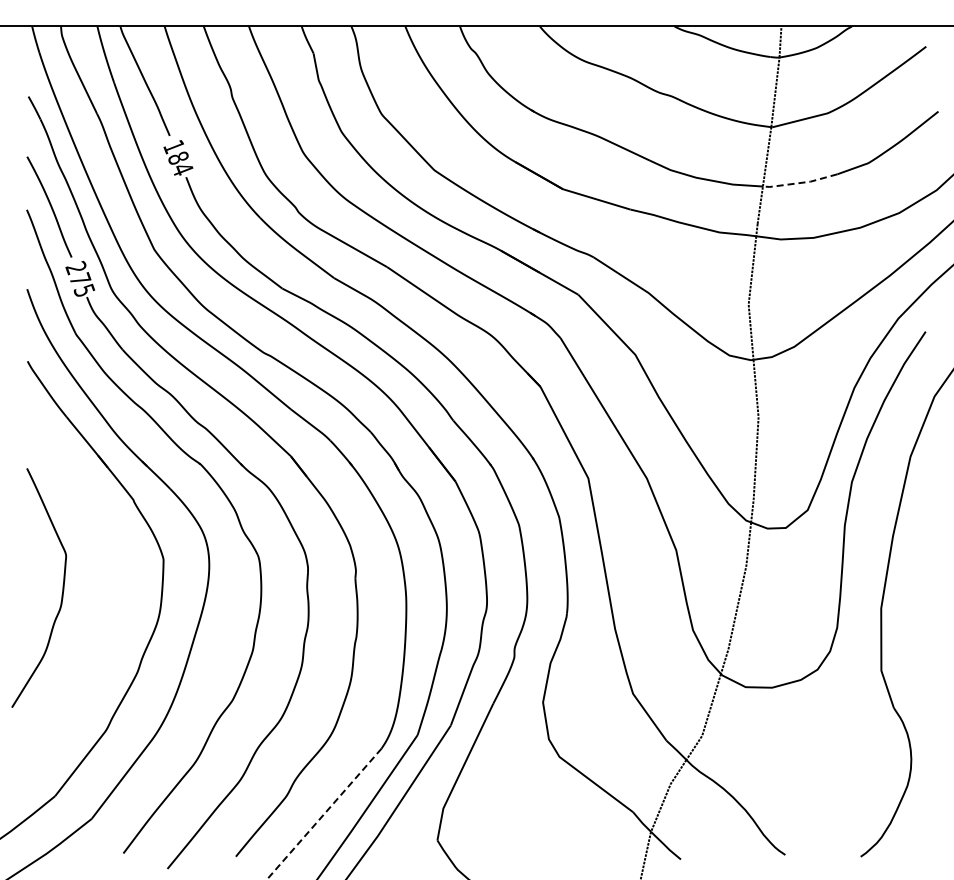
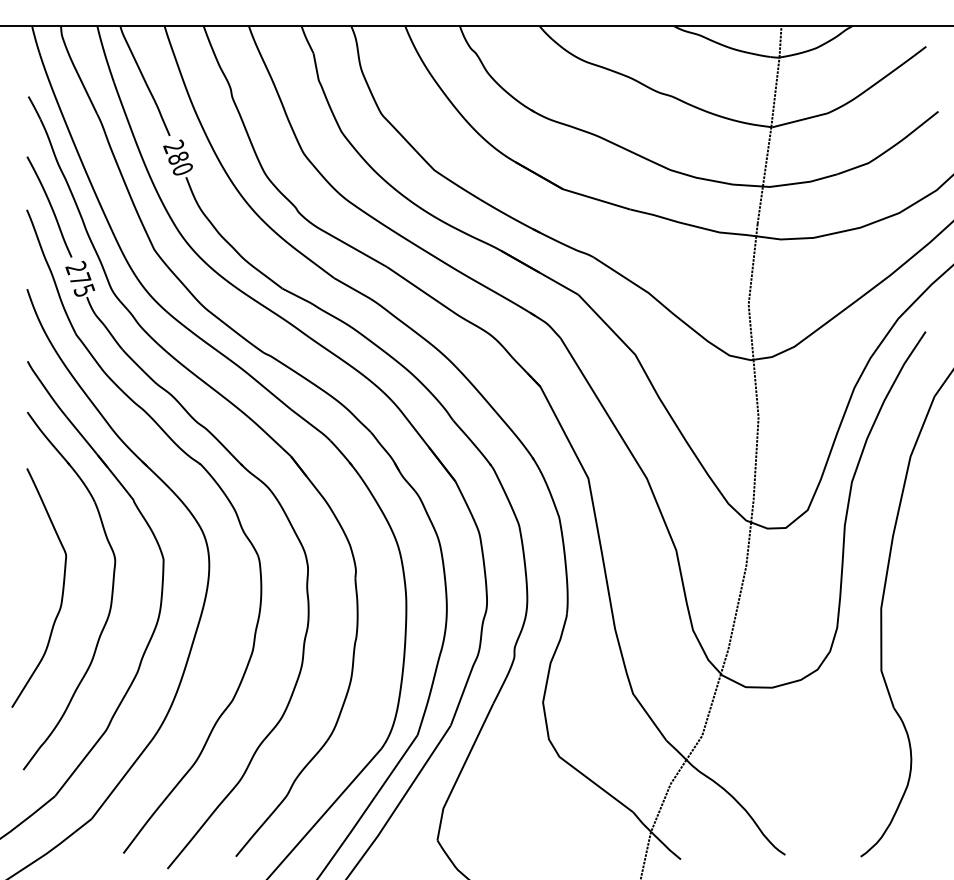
text: 184 -> 280 (178, 157)
line: dashed -> solid (799, 183)
part: none -> present (110, 600)
line: dashed -> solid (324, 814)
